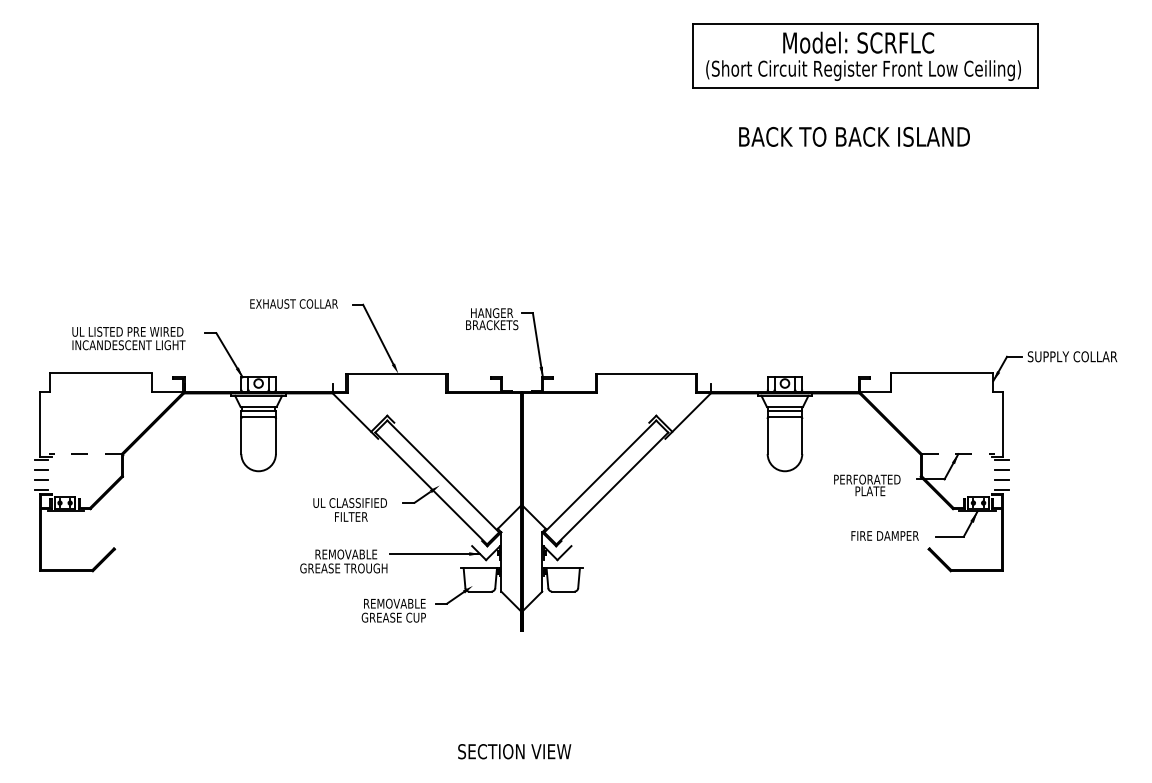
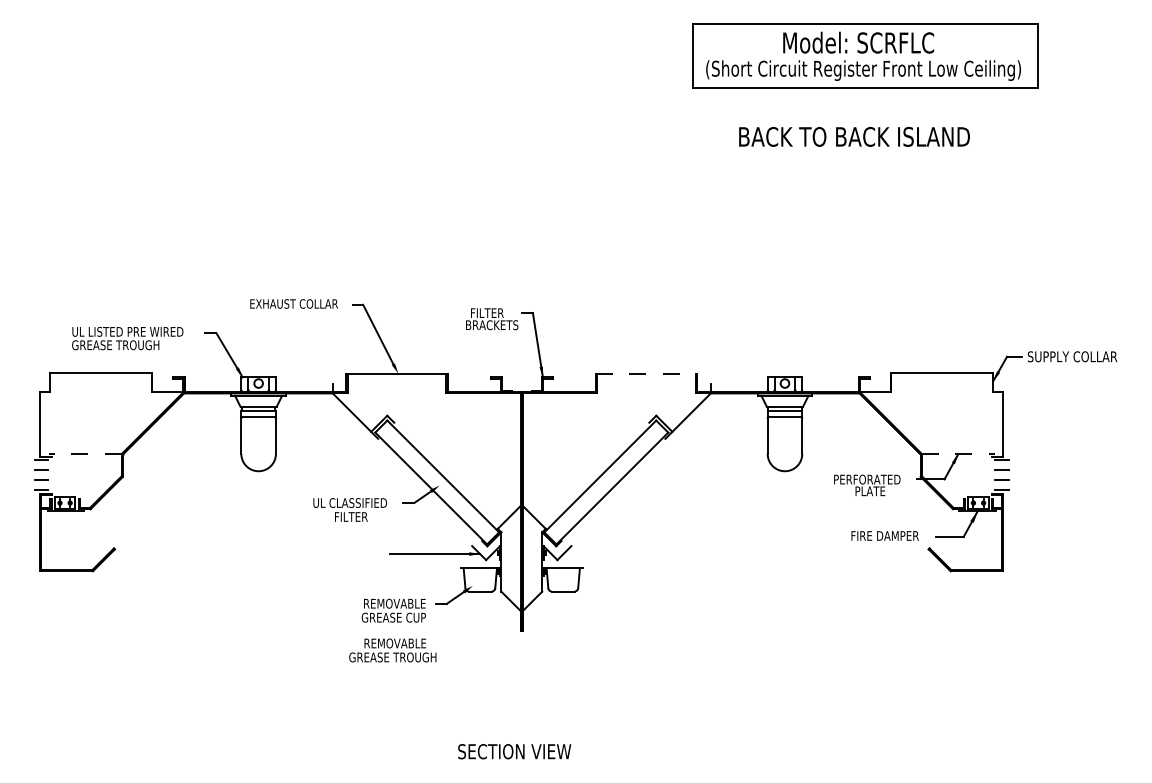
text: HANGER -> FILTER (492, 313)
text: INCANDESCENT LIGHT -> GREASE TROUGH (128, 345)
line: solid -> dashed (646, 373)
text position: (343, 561) -> (392, 650) (392, 650)
